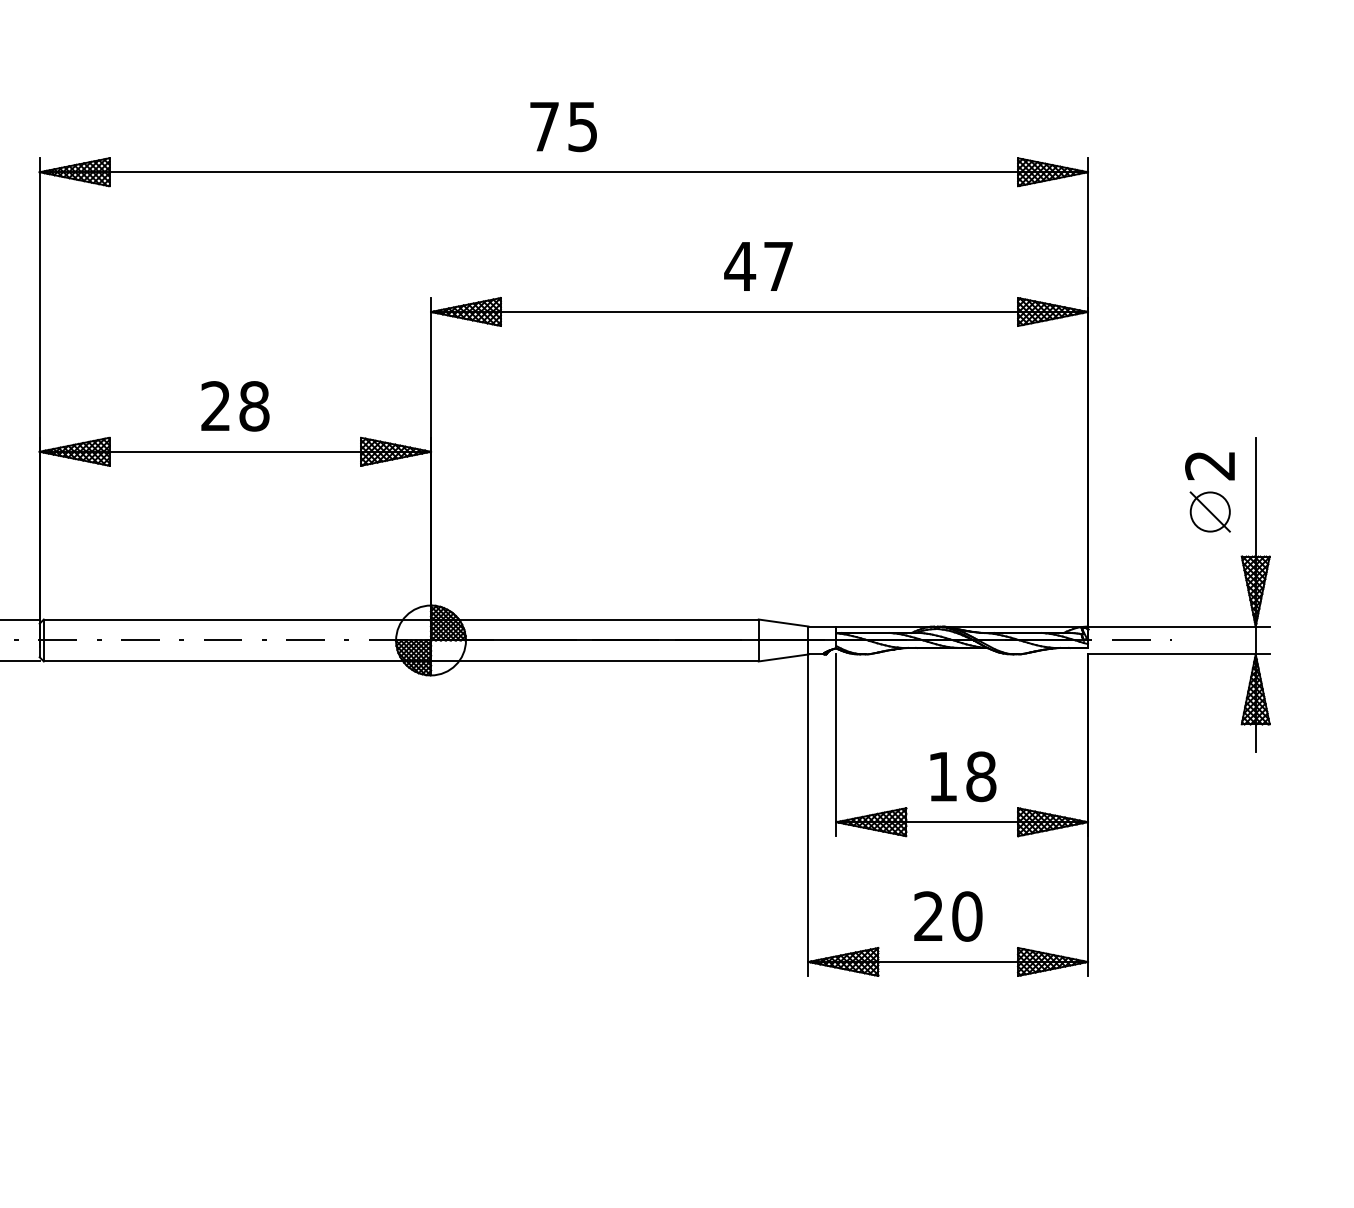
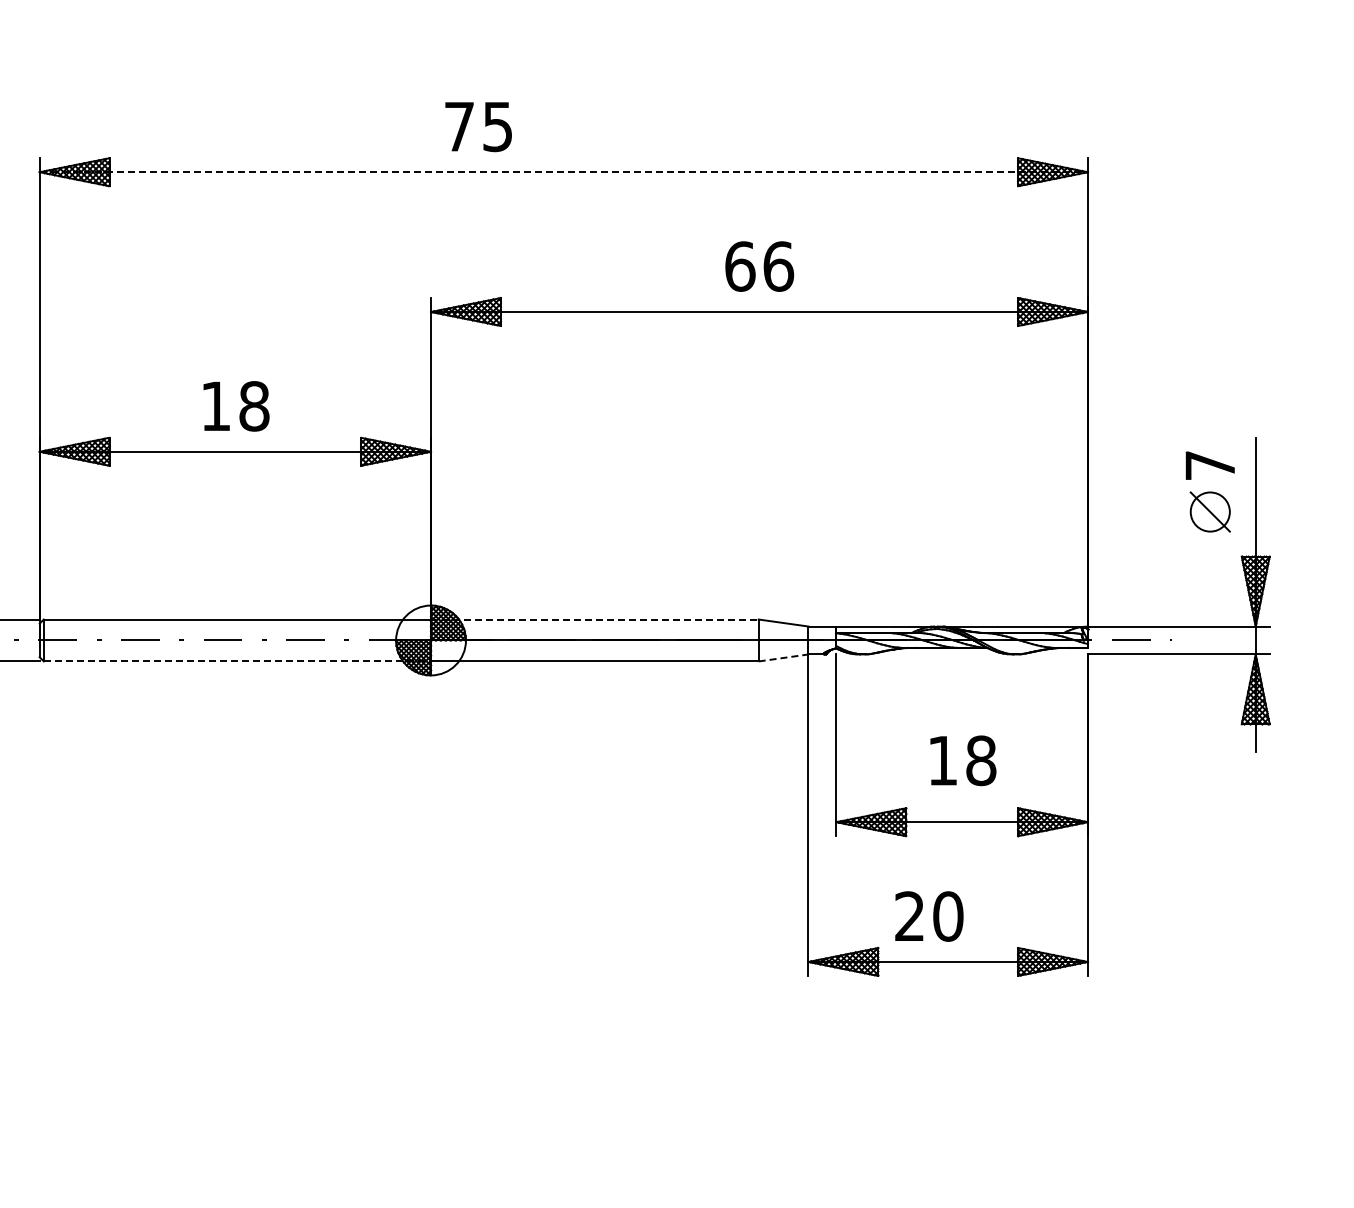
text position: (563, 127) -> (478, 127) (478, 127)
line: solid -> dashed (564, 172)
text: 47 -> 66 (759, 266)
text: 28 -> 18 (215, 405)
text: 2 -> 7 (1209, 465)
line: solid -> dashed (594, 619)
line: solid -> dashed (784, 657)
line: solid -> dashed (237, 661)
text position: (963, 776) -> (963, 760) (963, 760)
text position: (948, 916) -> (929, 916) (929, 916)
